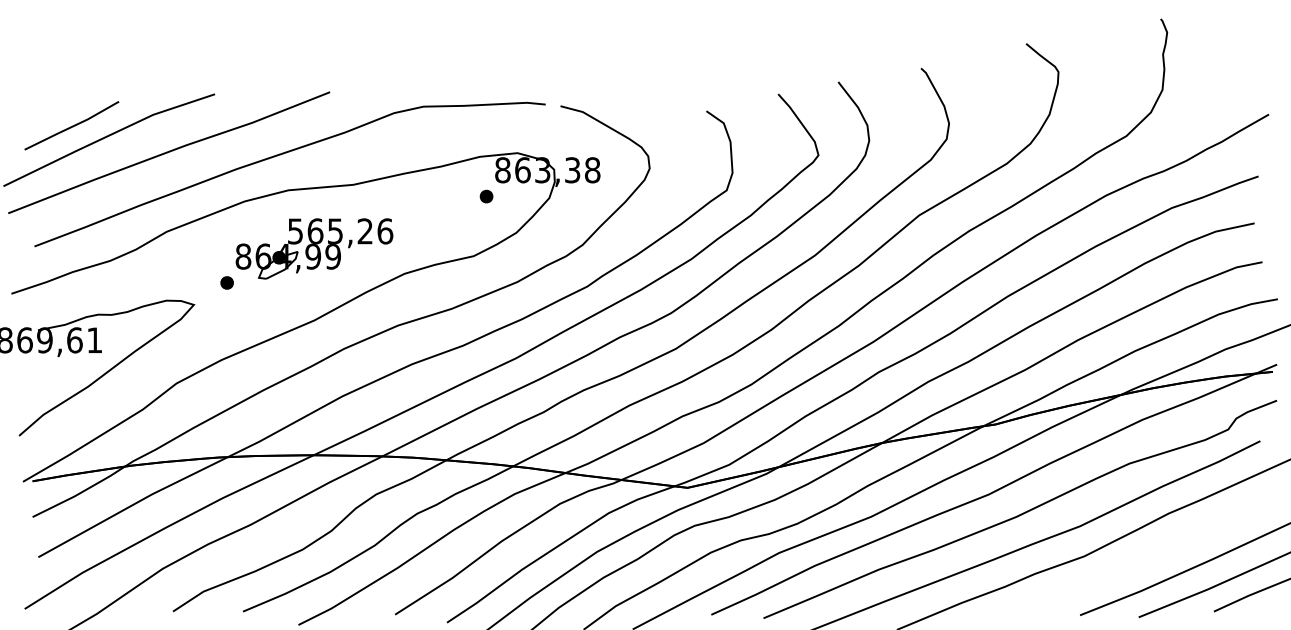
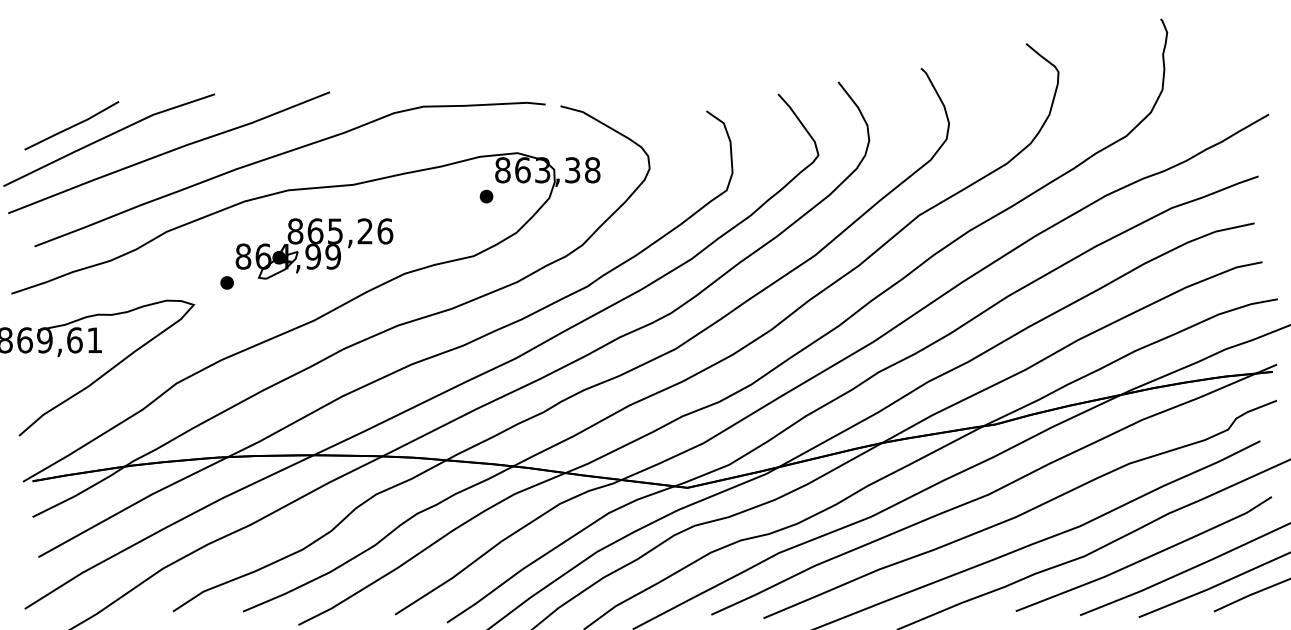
text: 565,26 -> 865,26 (295, 231)
part: none -> present (1143, 553)
